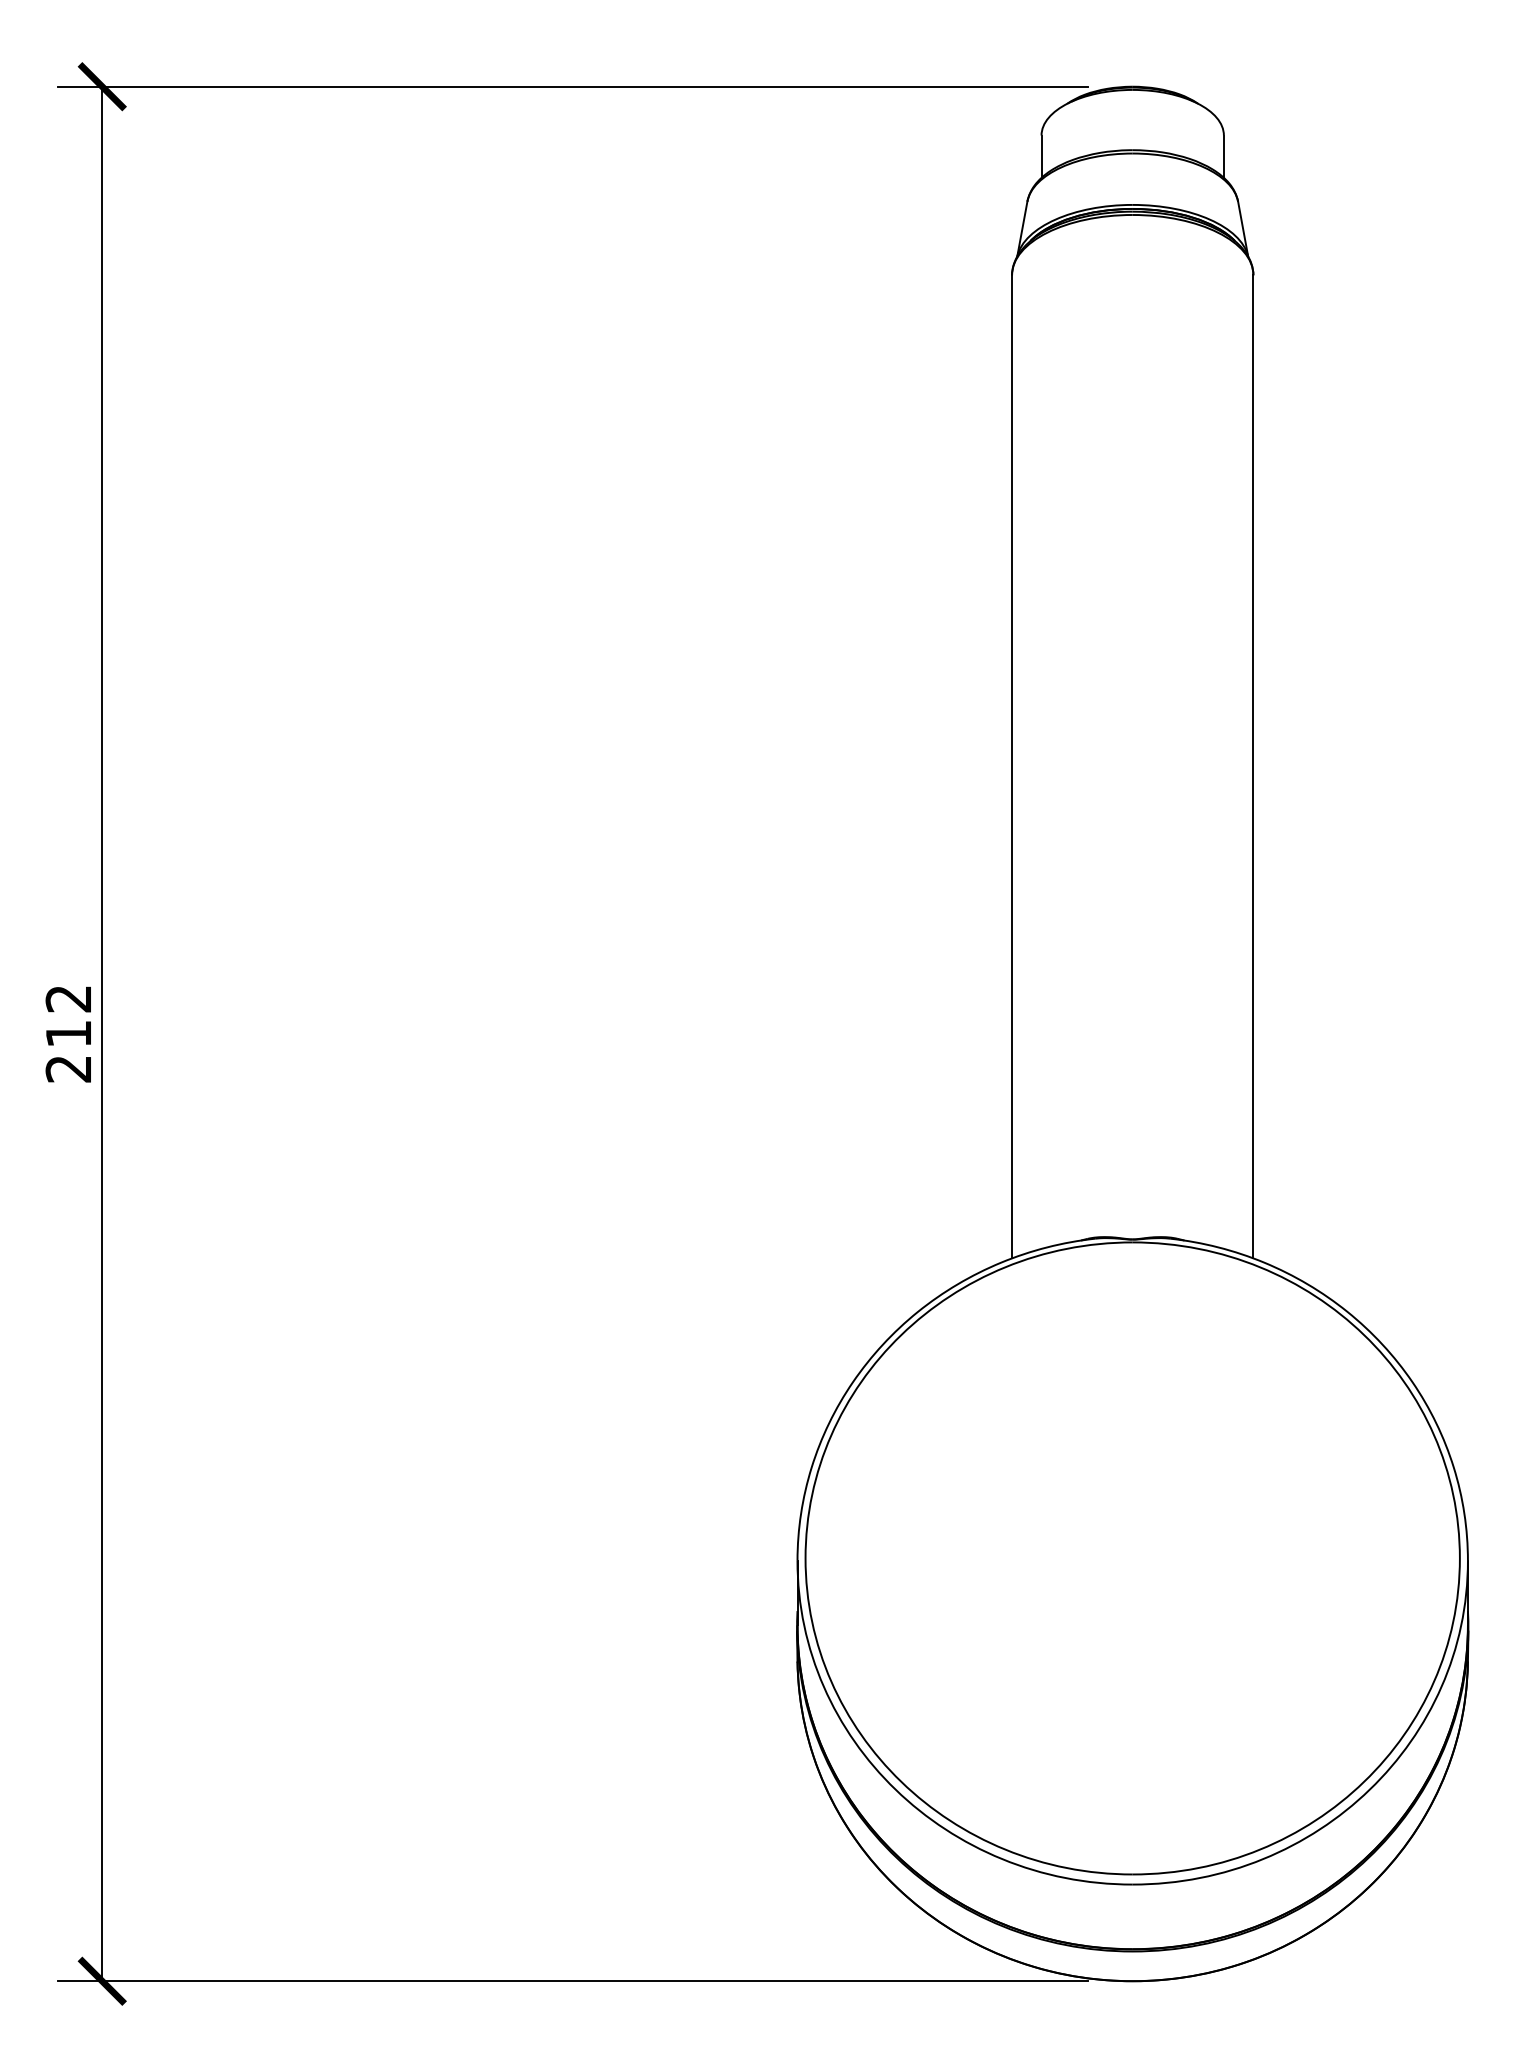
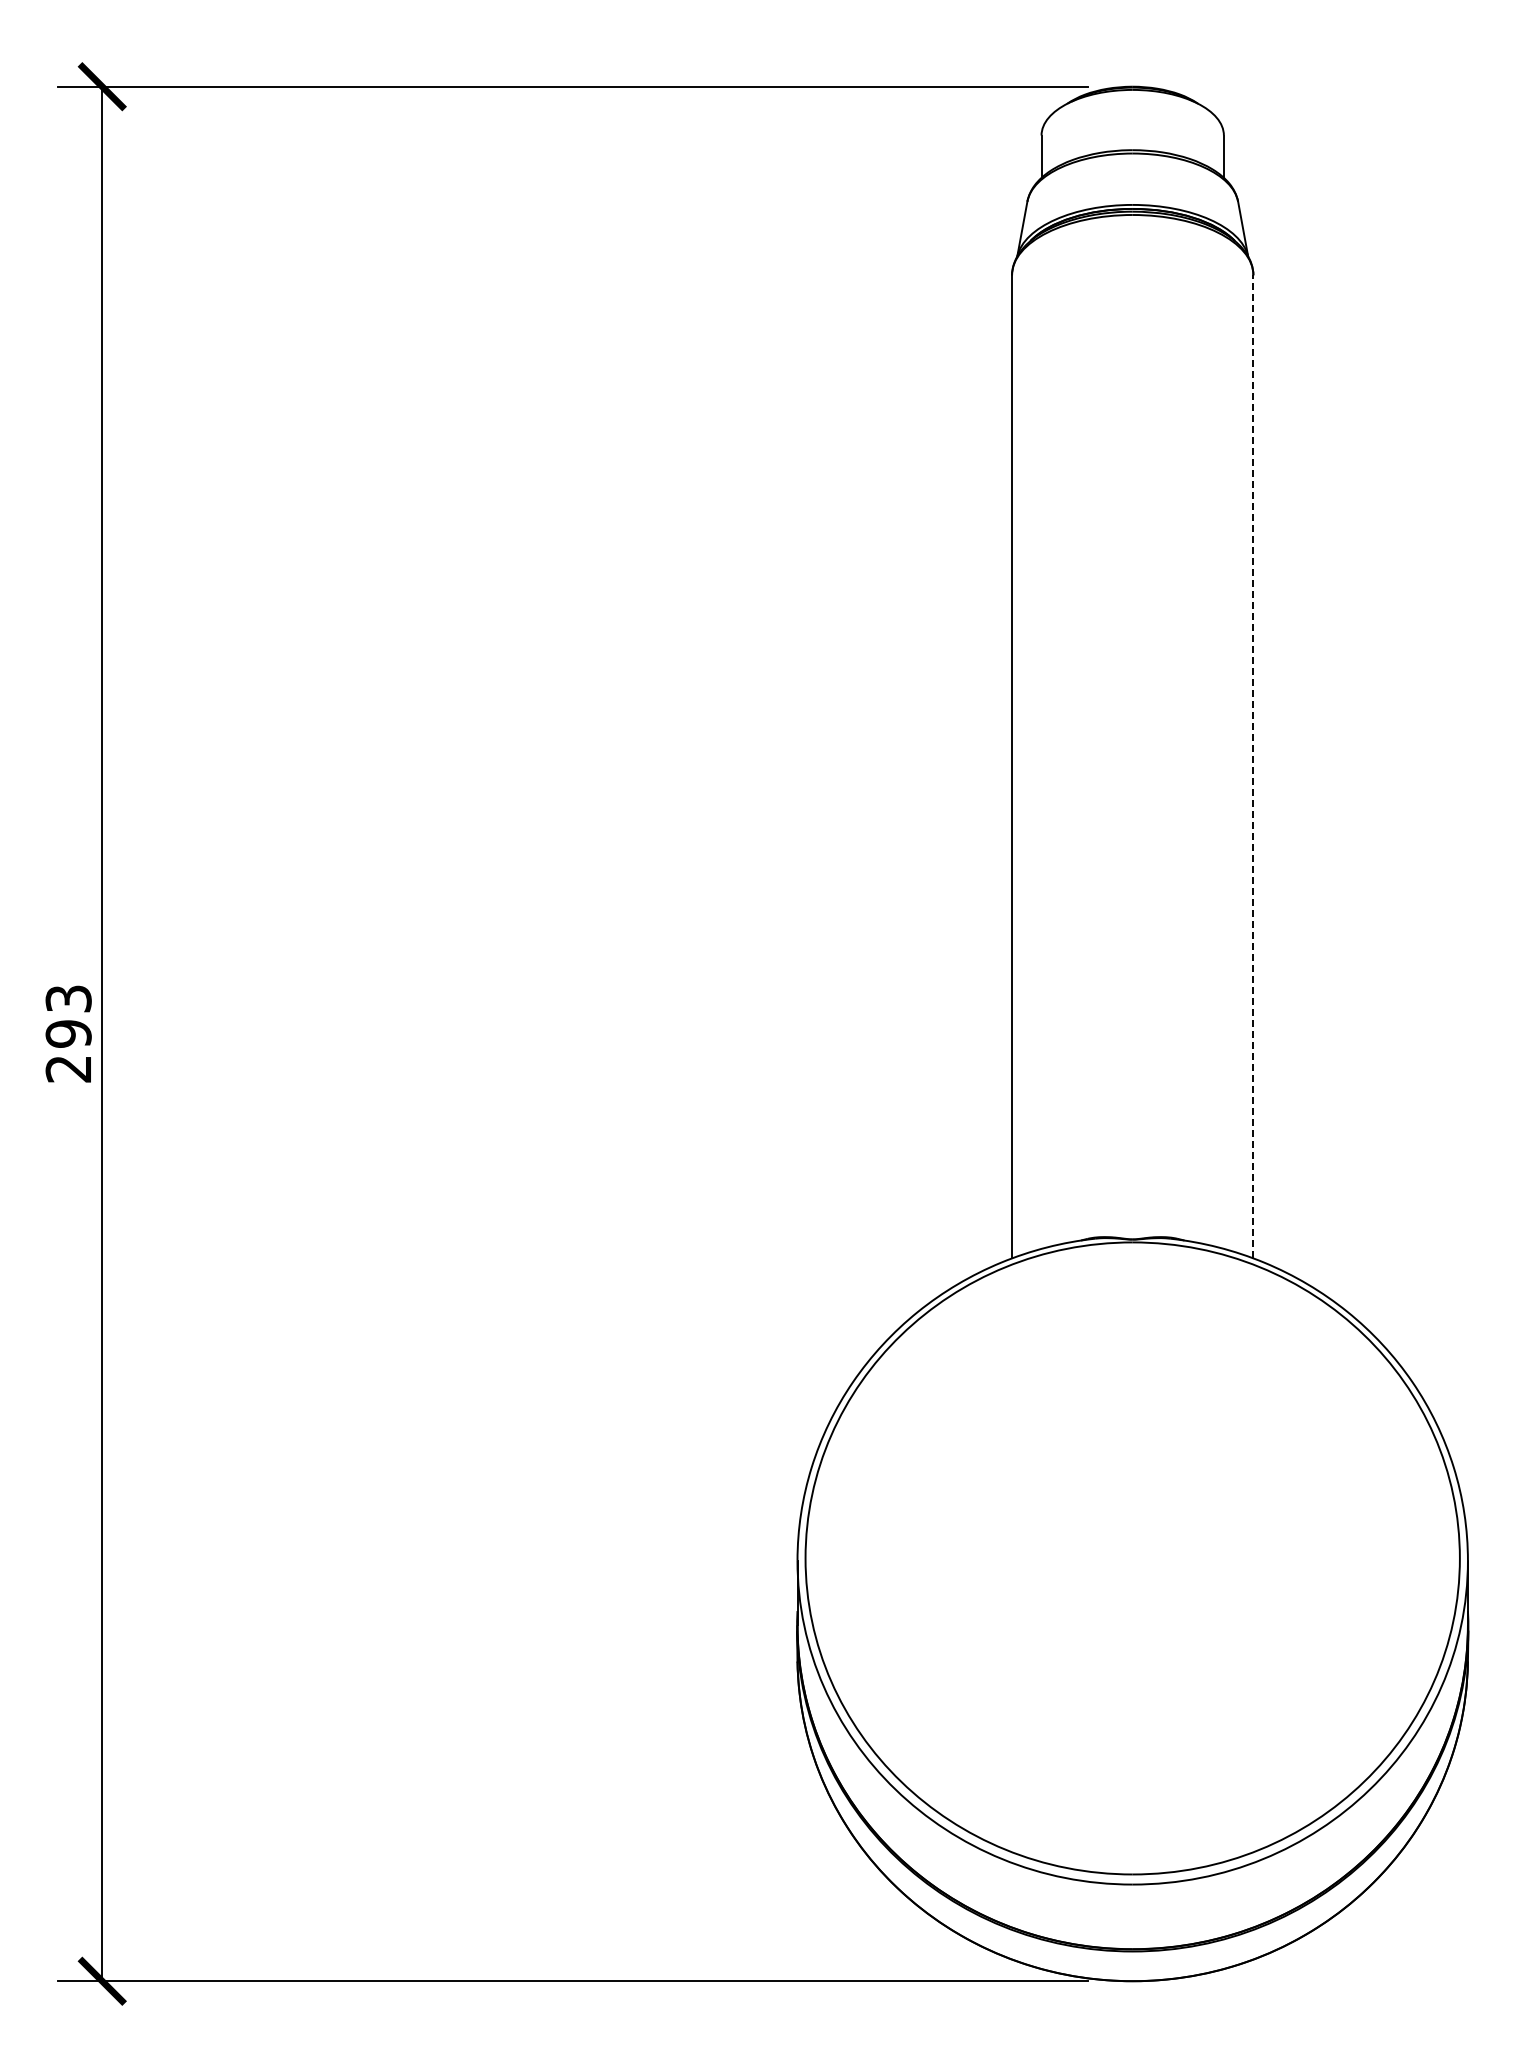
line: solid -> dashed (1253, 766)
text: 212 -> 293 (68, 1016)
